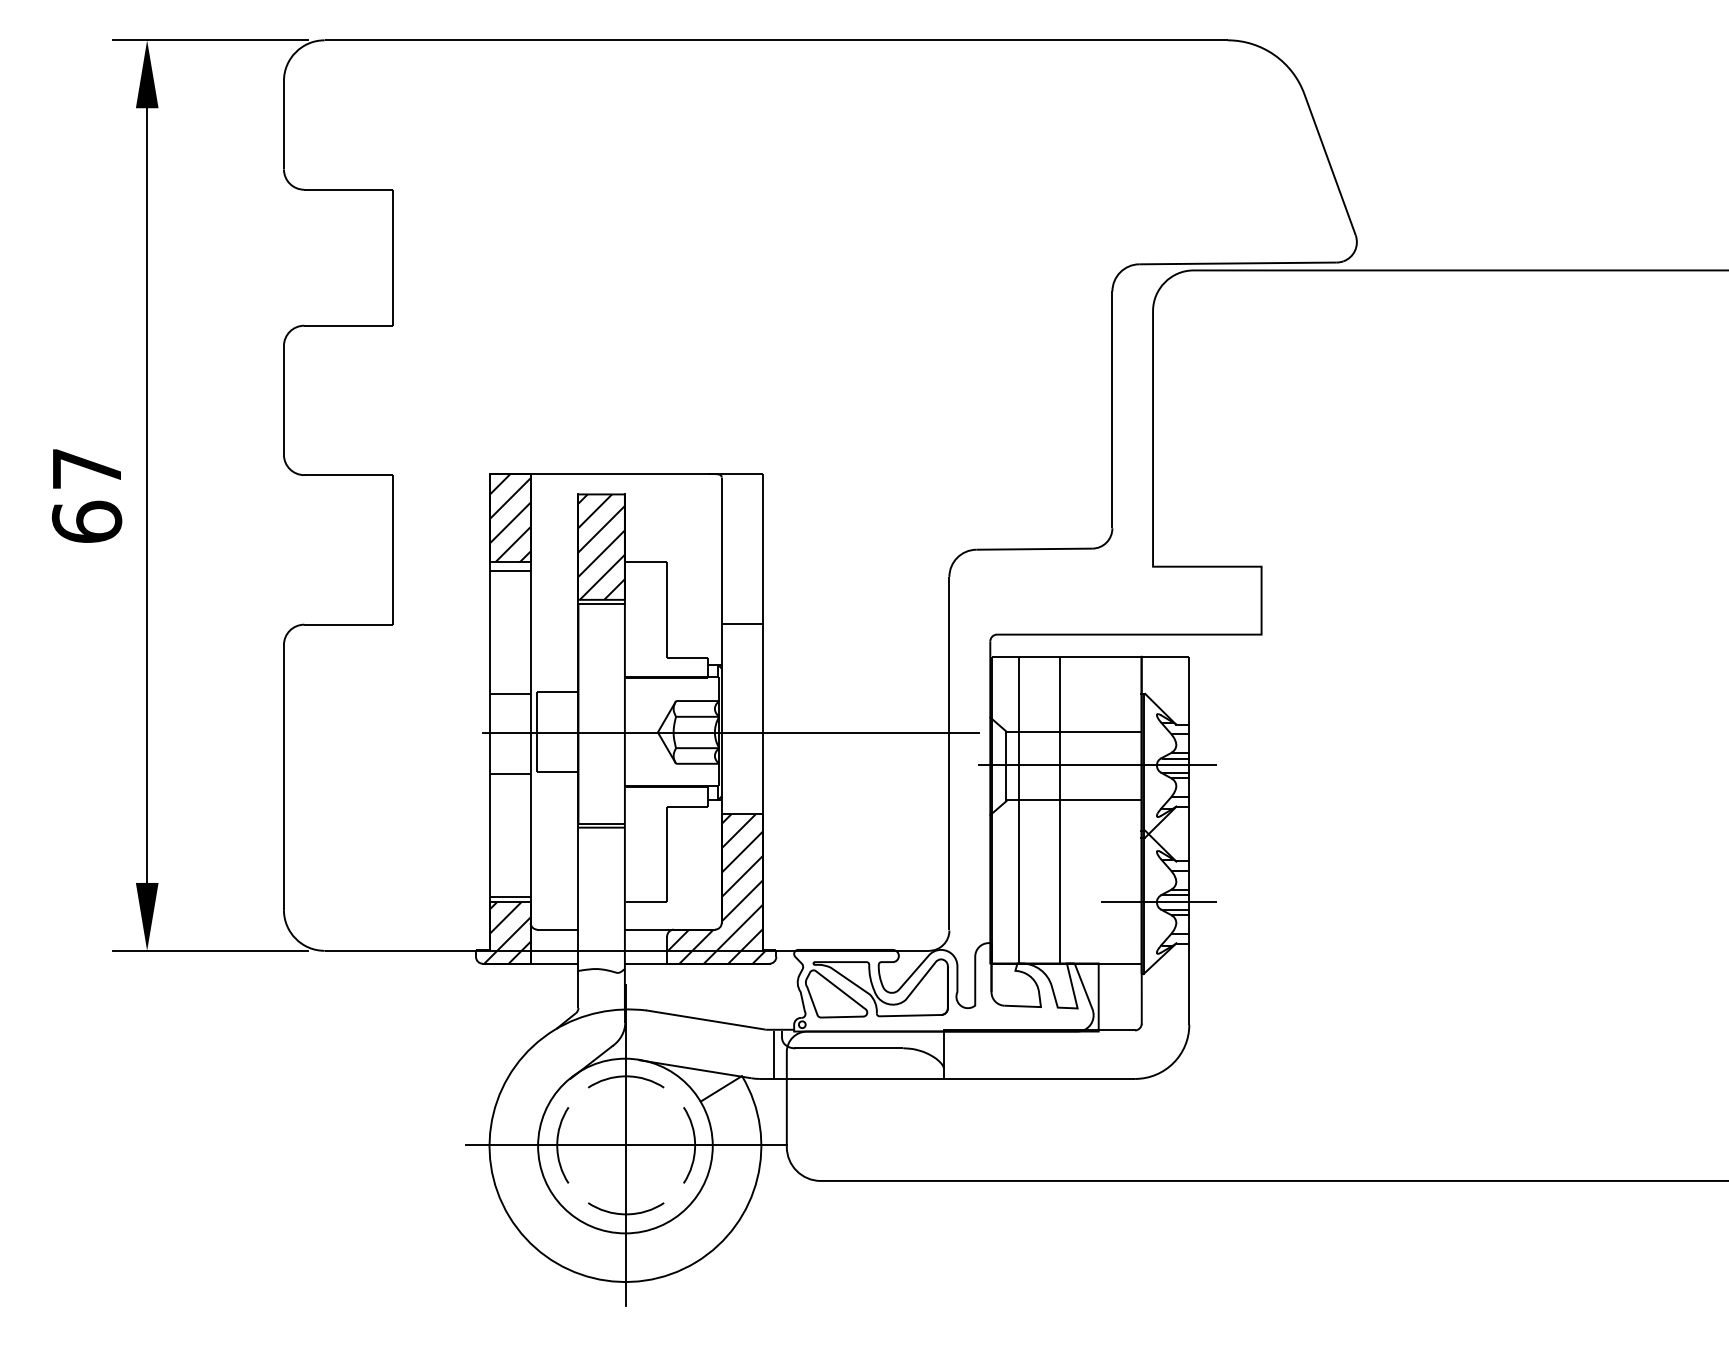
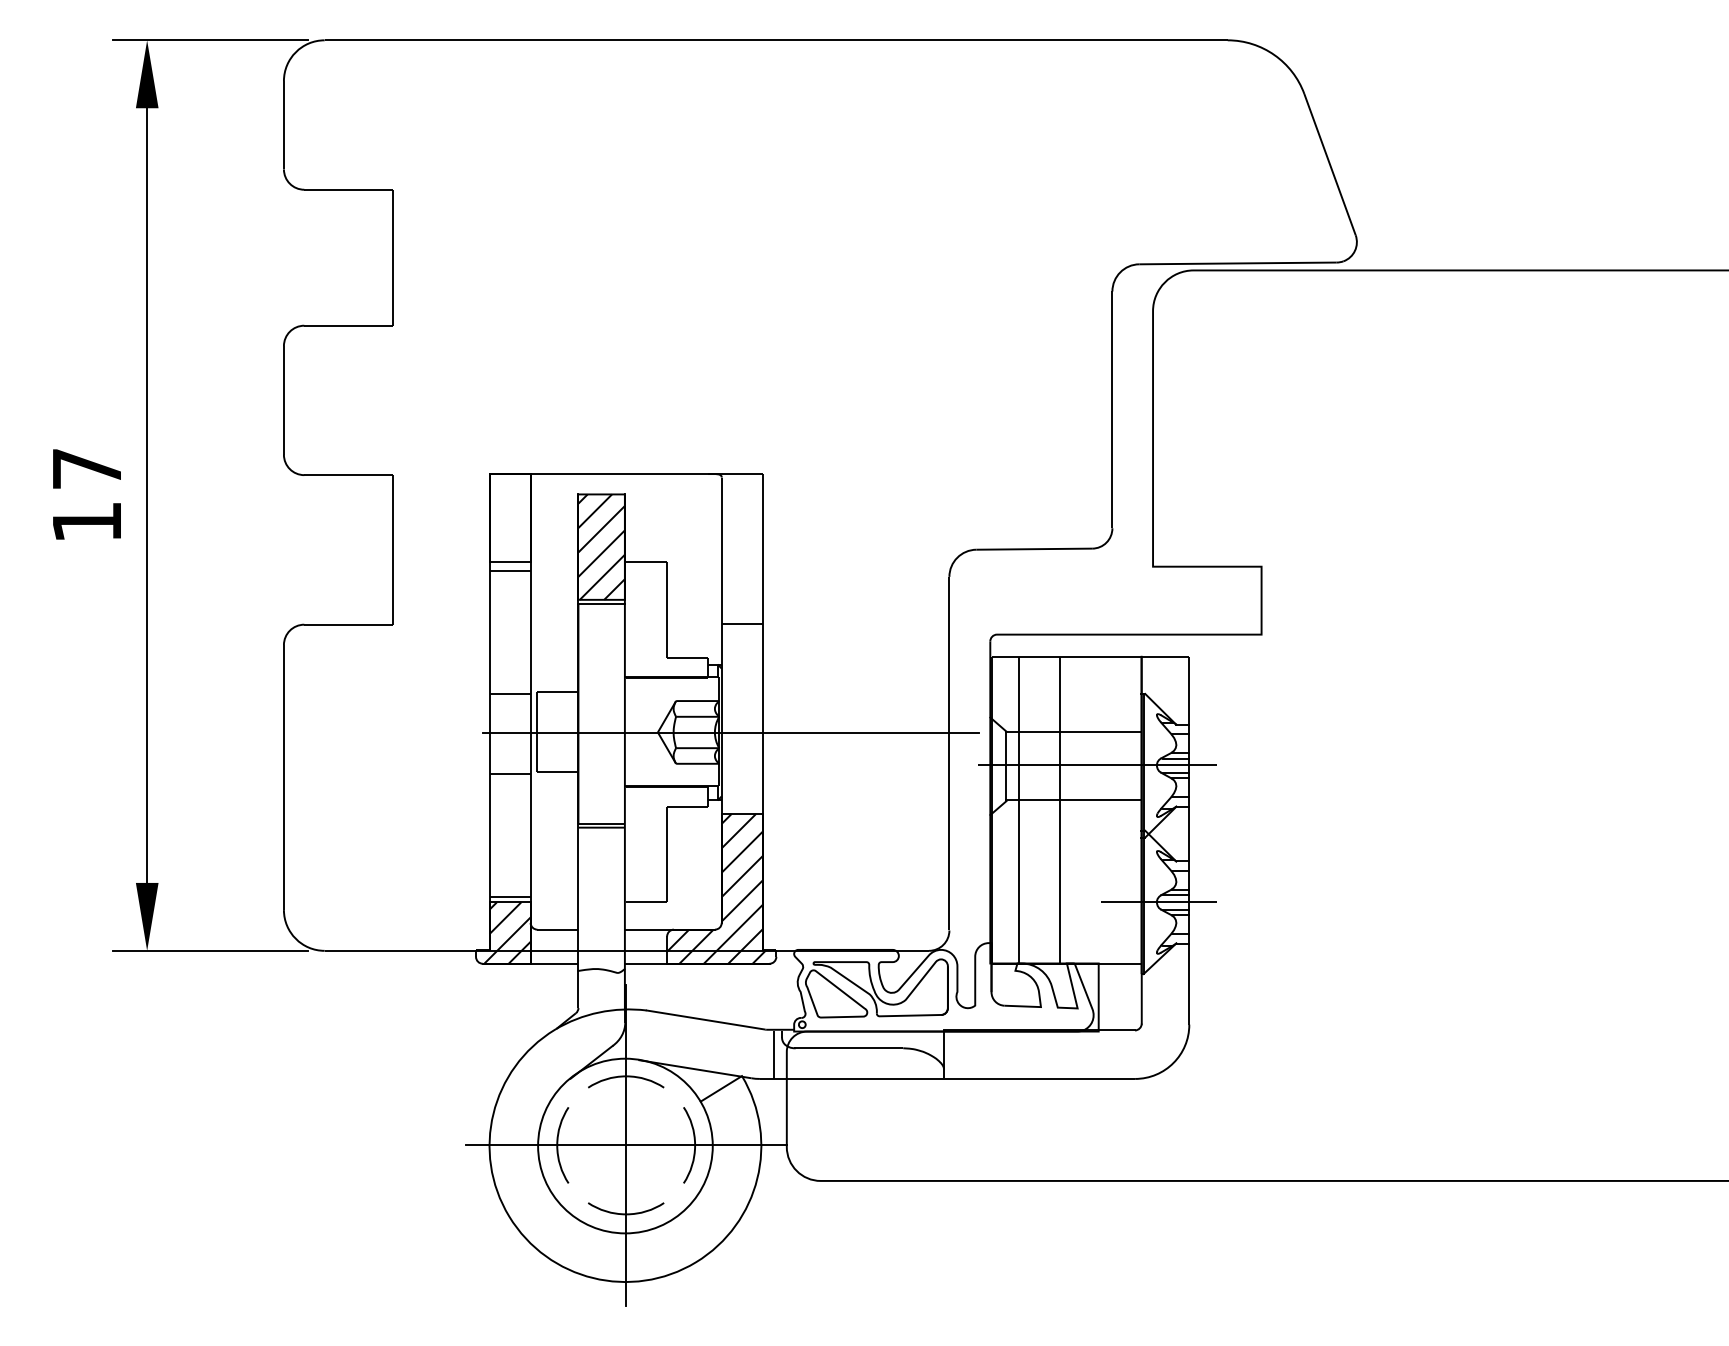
hatch: present -> none (509, 518)
text: 67 -> 17 (86, 521)
